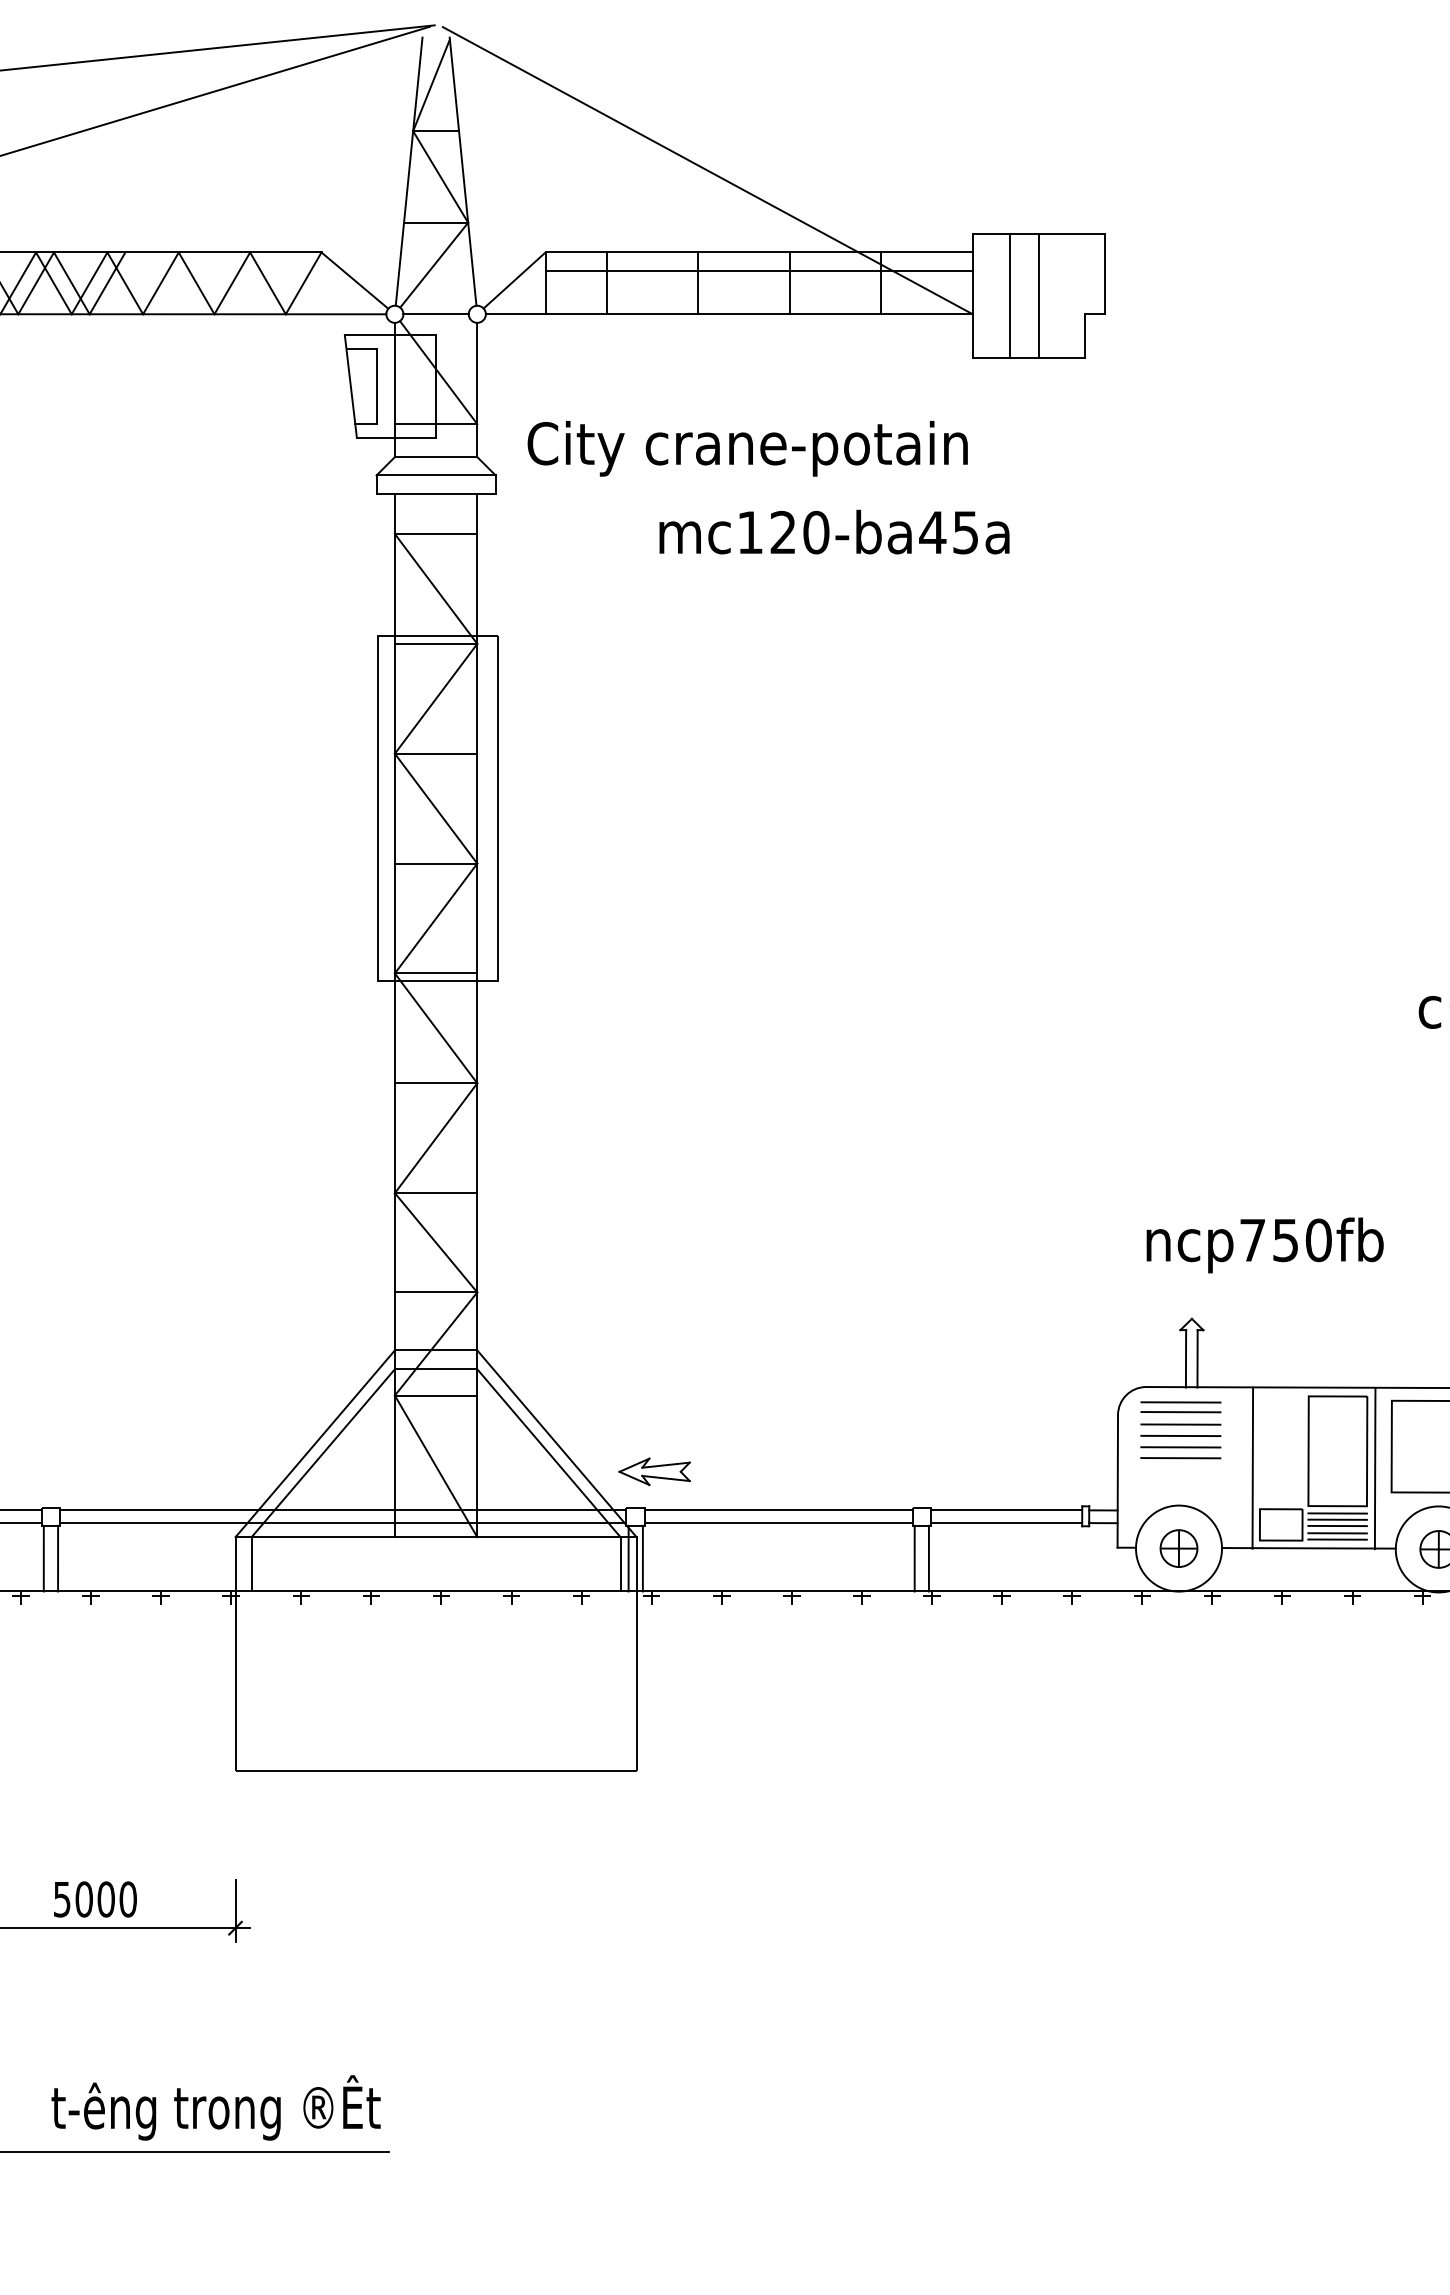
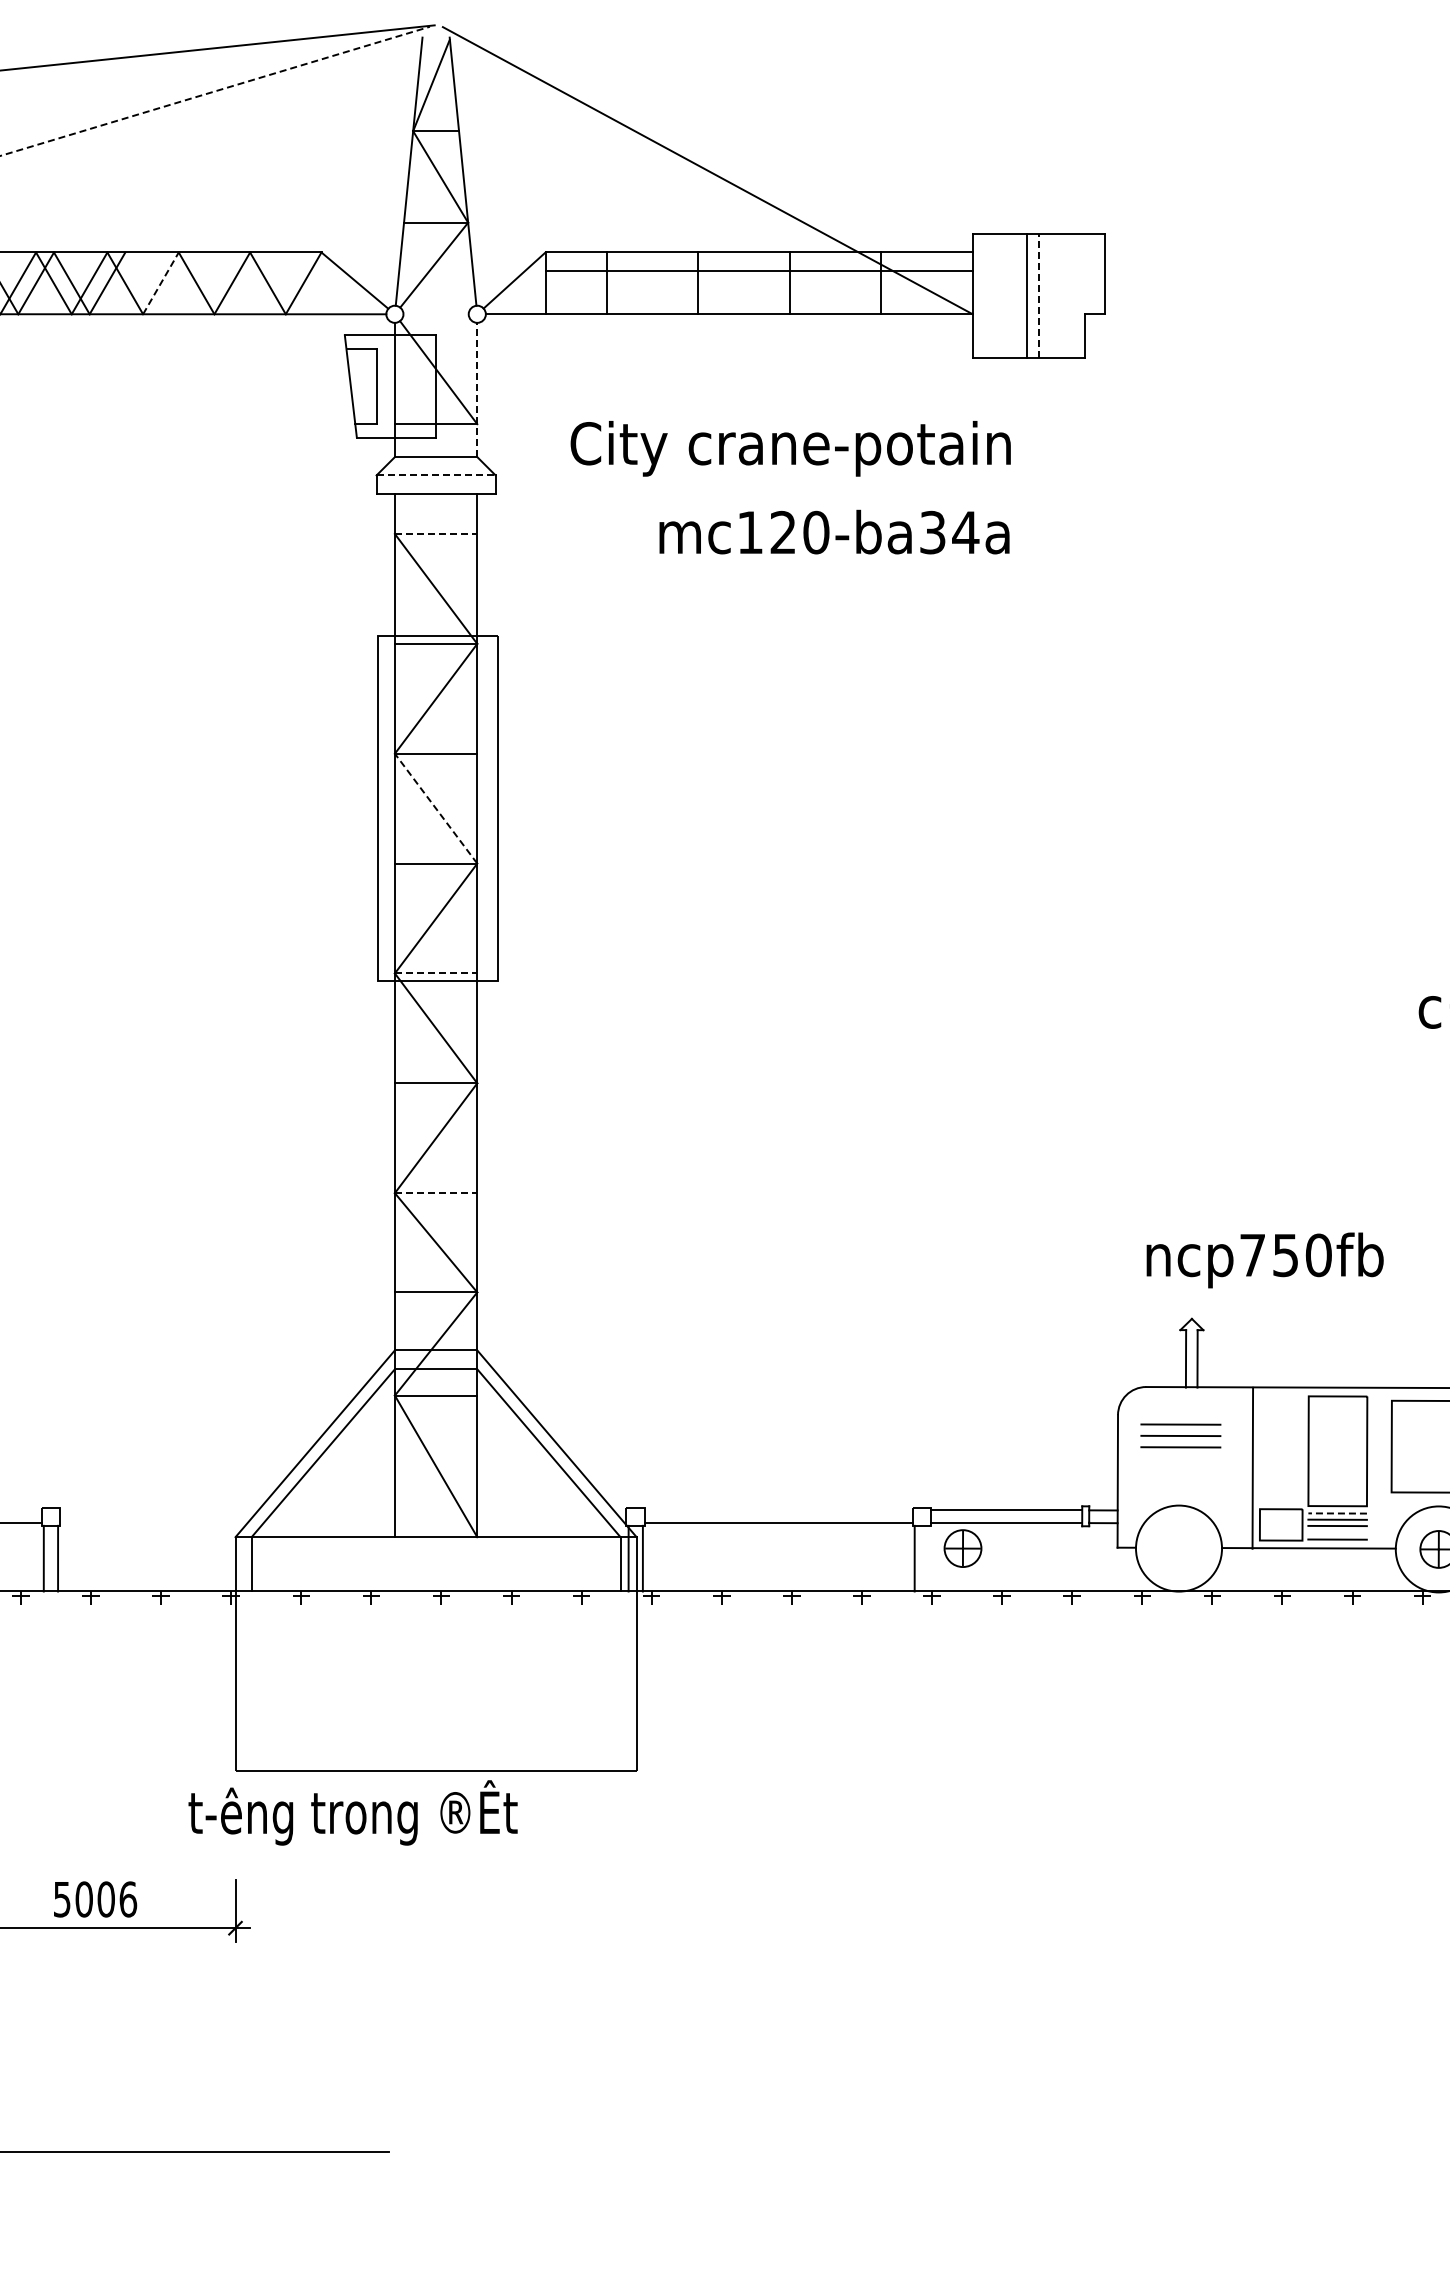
line: solid -> dashed (215, 91)
line: solid -> dashed (160, 283)
line position: (1009, 296) -> (1026, 296) (1026, 296)
line: solid -> dashed (1038, 296)
line: present -> none (435, 314)
line: solid -> dashed (477, 389)
text position: (747, 448) -> (790, 448) (790, 448)
line: solid -> dashed (436, 475)
text: mc120-ba45a -> mc120-ba34a (949, 532)
line: solid -> dashed (436, 534)
line: solid -> dashed (436, 808)
line: solid -> dashed (436, 973)
line: solid -> dashed (436, 1193)
text position: (1264, 1245) -> (1264, 1260) (1264, 1260)
line: present -> none (1180, 1402)
line: present -> none (1180, 1412)
line: present -> none (1180, 1458)
line: present -> none (1374, 1468)
part: present -> none (654, 1471)
line: present -> none (21, 1510)
line: present -> none (343, 1510)
line: present -> none (778, 1510)
line: solid -> dashed (1337, 1513)
line: present -> none (343, 1523)
line: present -> none (1337, 1533)
part position: (1178, 1548) -> (962, 1548) (962, 1548)
line: present -> none (928, 1558)
text: 5000 -> 5006 (128, 1899)
text position: (215, 2107) -> (352, 1812) (352, 1812)
